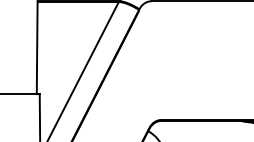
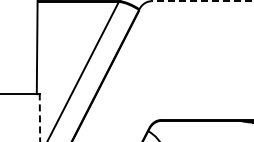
line: solid -> dashed (202, 1)
line: solid -> dashed (39, 117)
